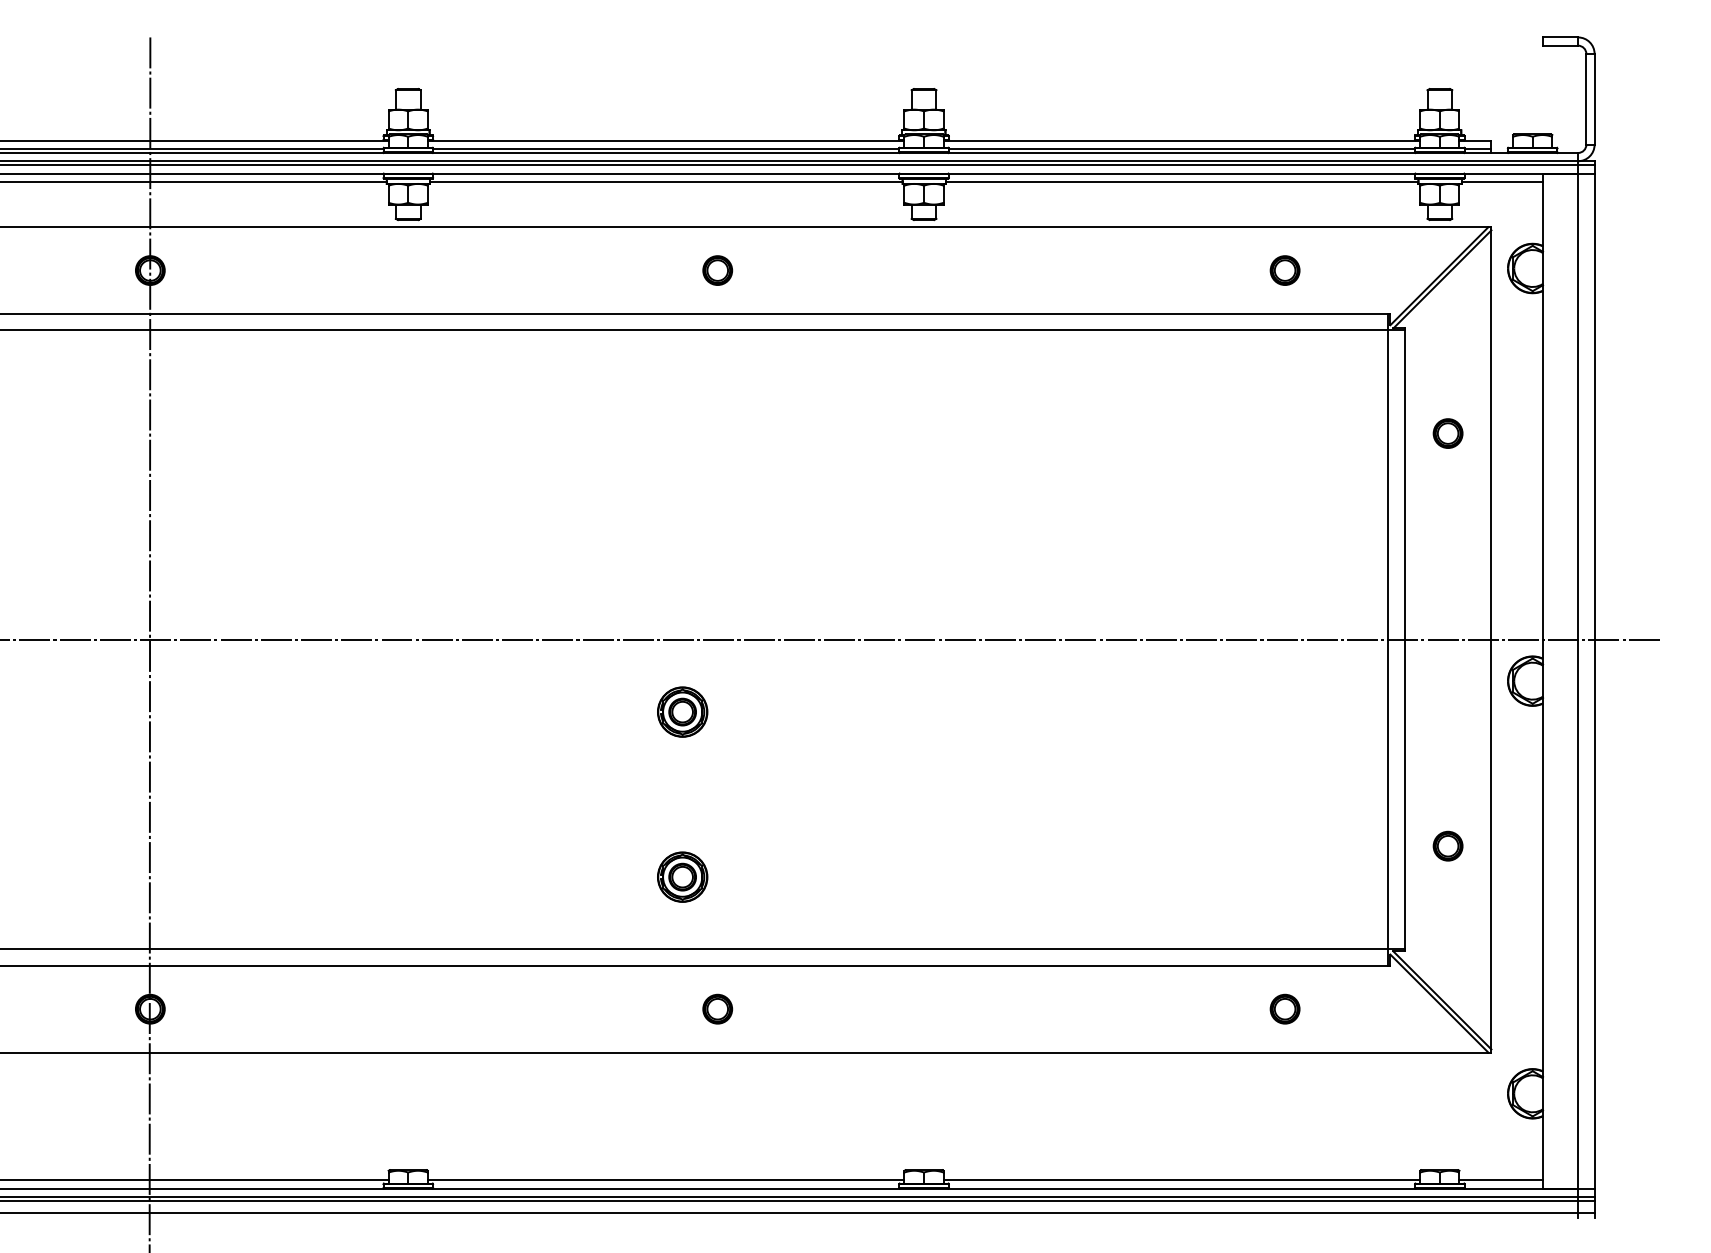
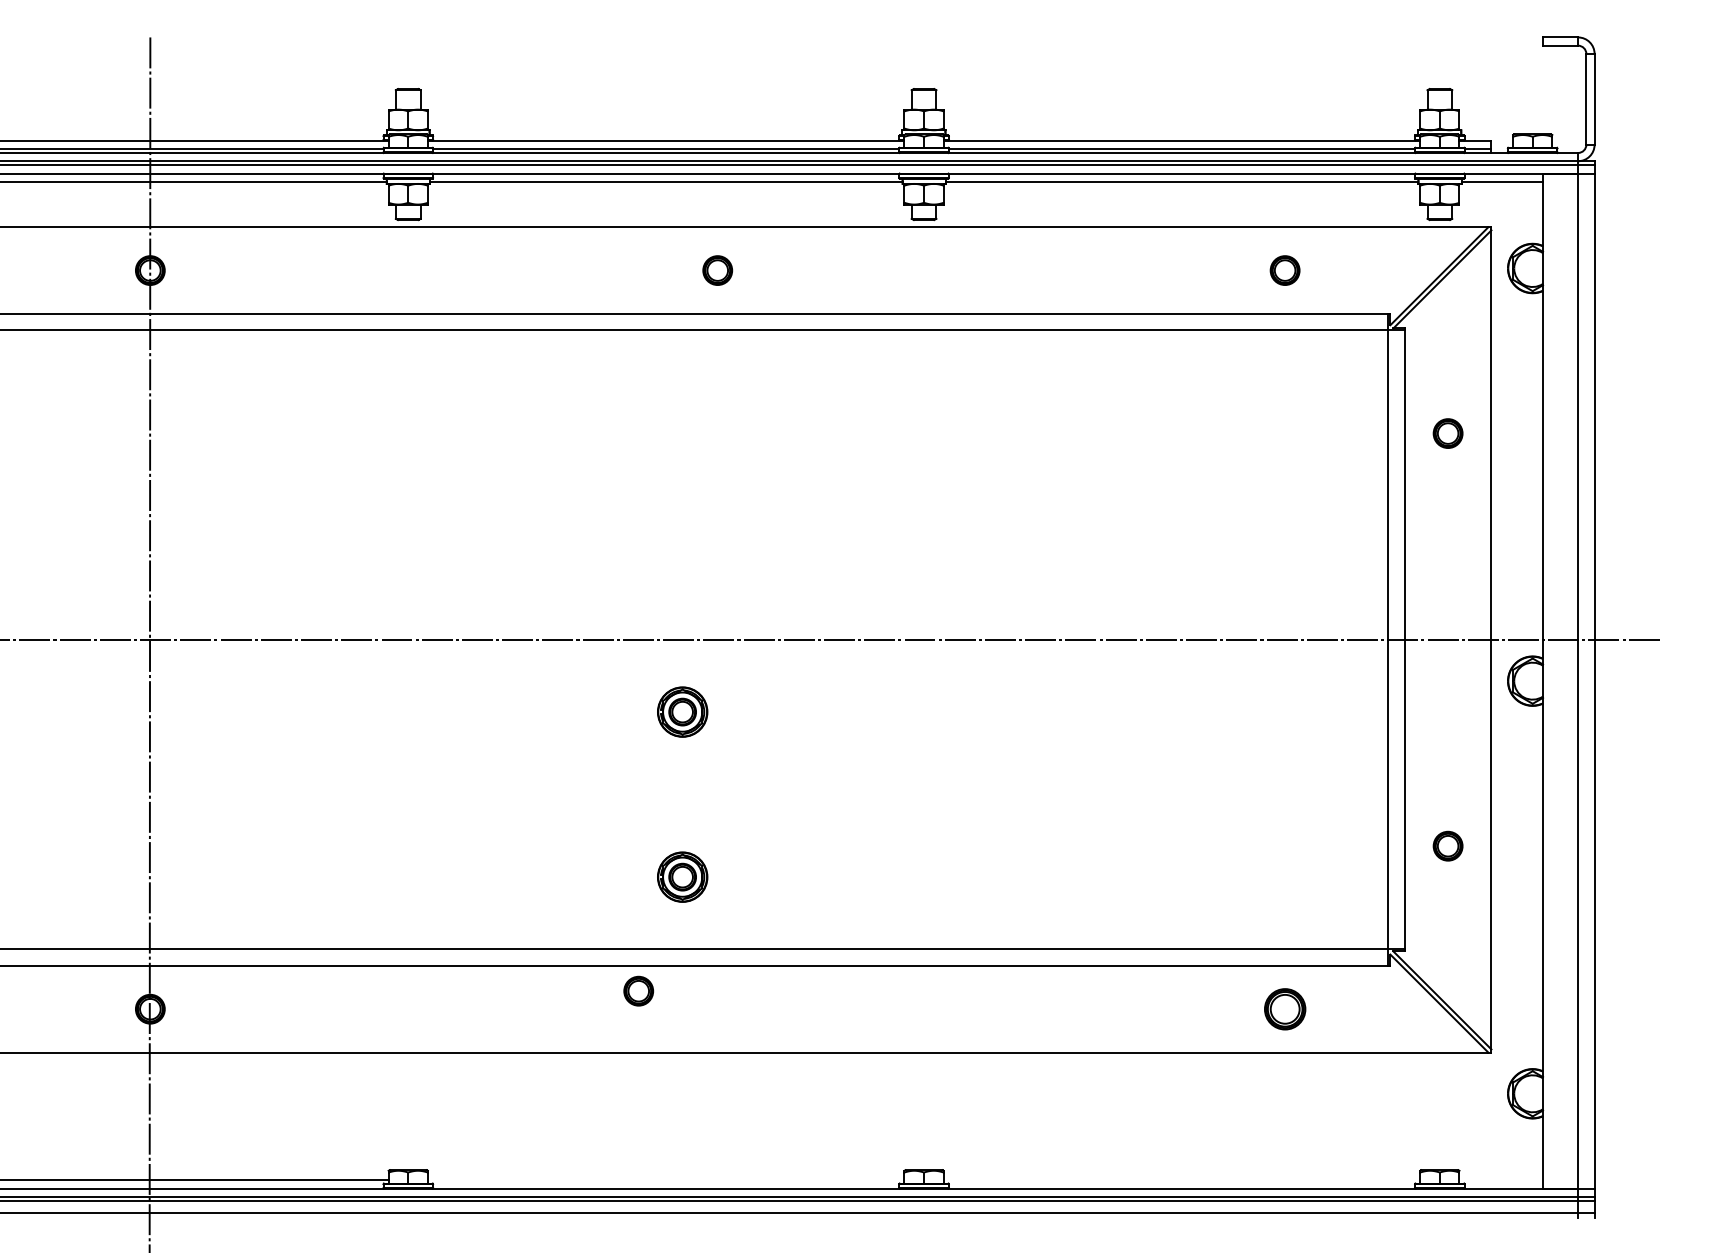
part position: (717, 1008) -> (638, 990) (638, 990)
part size: 32x32 px -> 43x43 px (1285, 1009)
line: present -> none (665, 1180)
line: present -> none (1181, 1180)
line: present -> none (1501, 1180)
